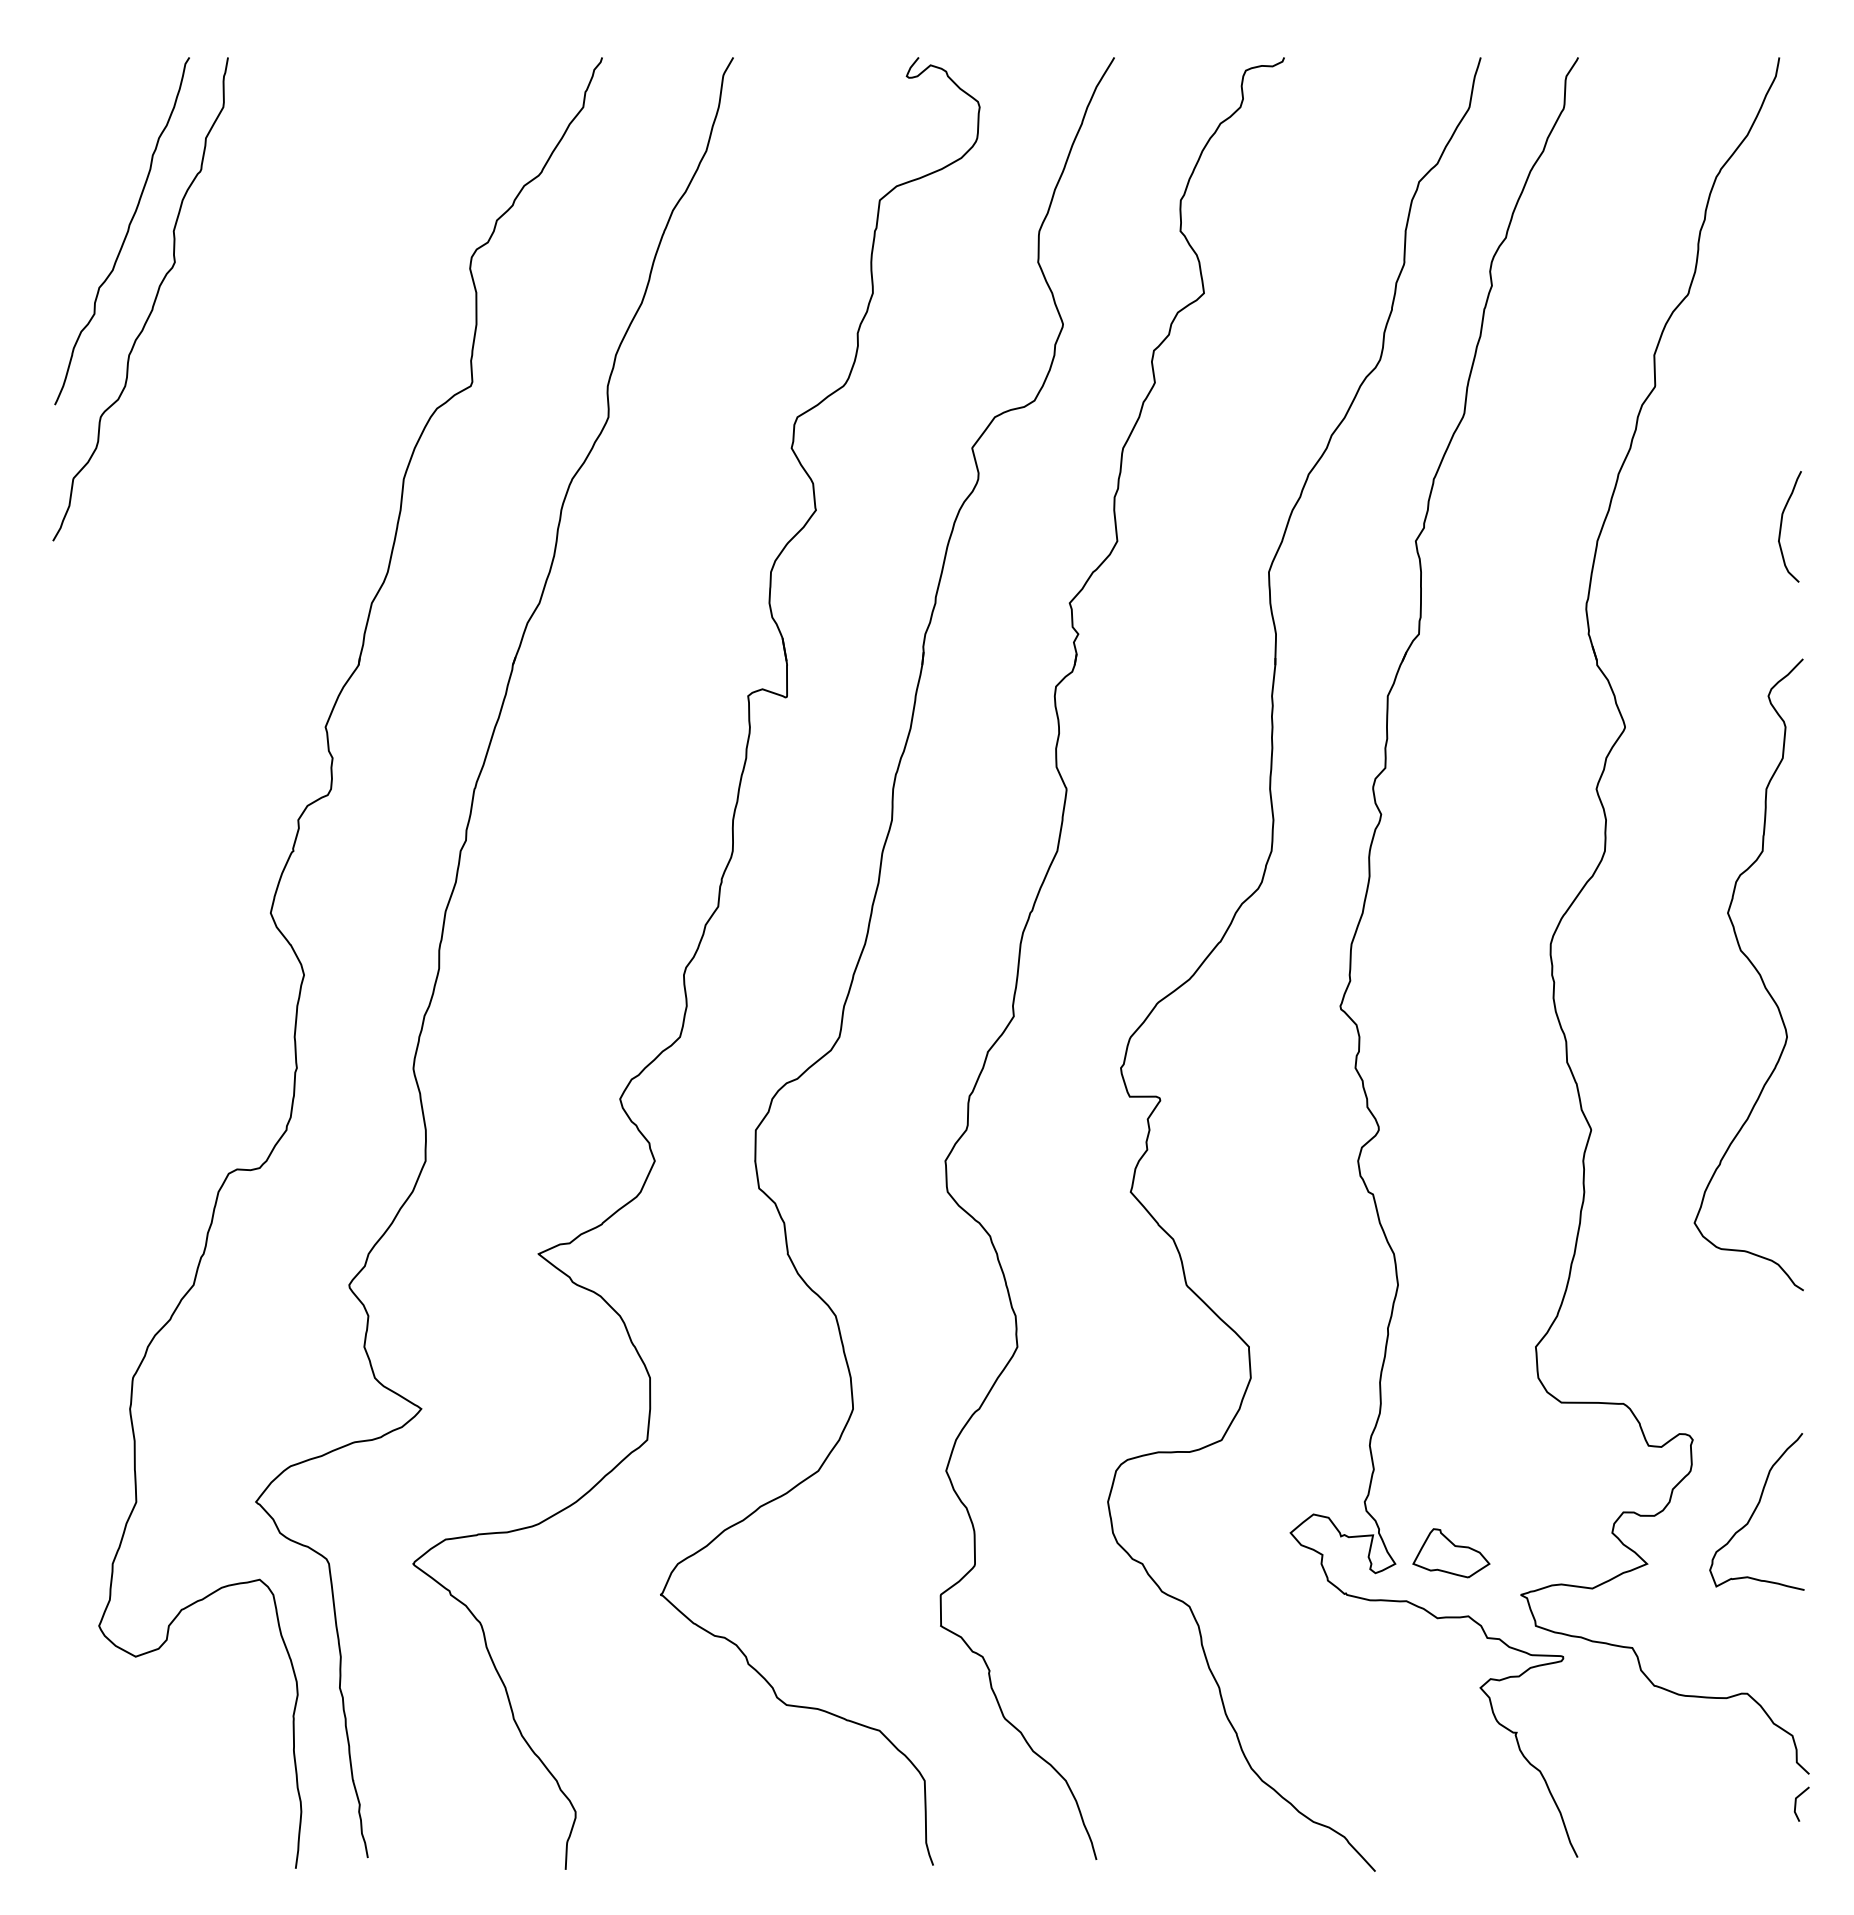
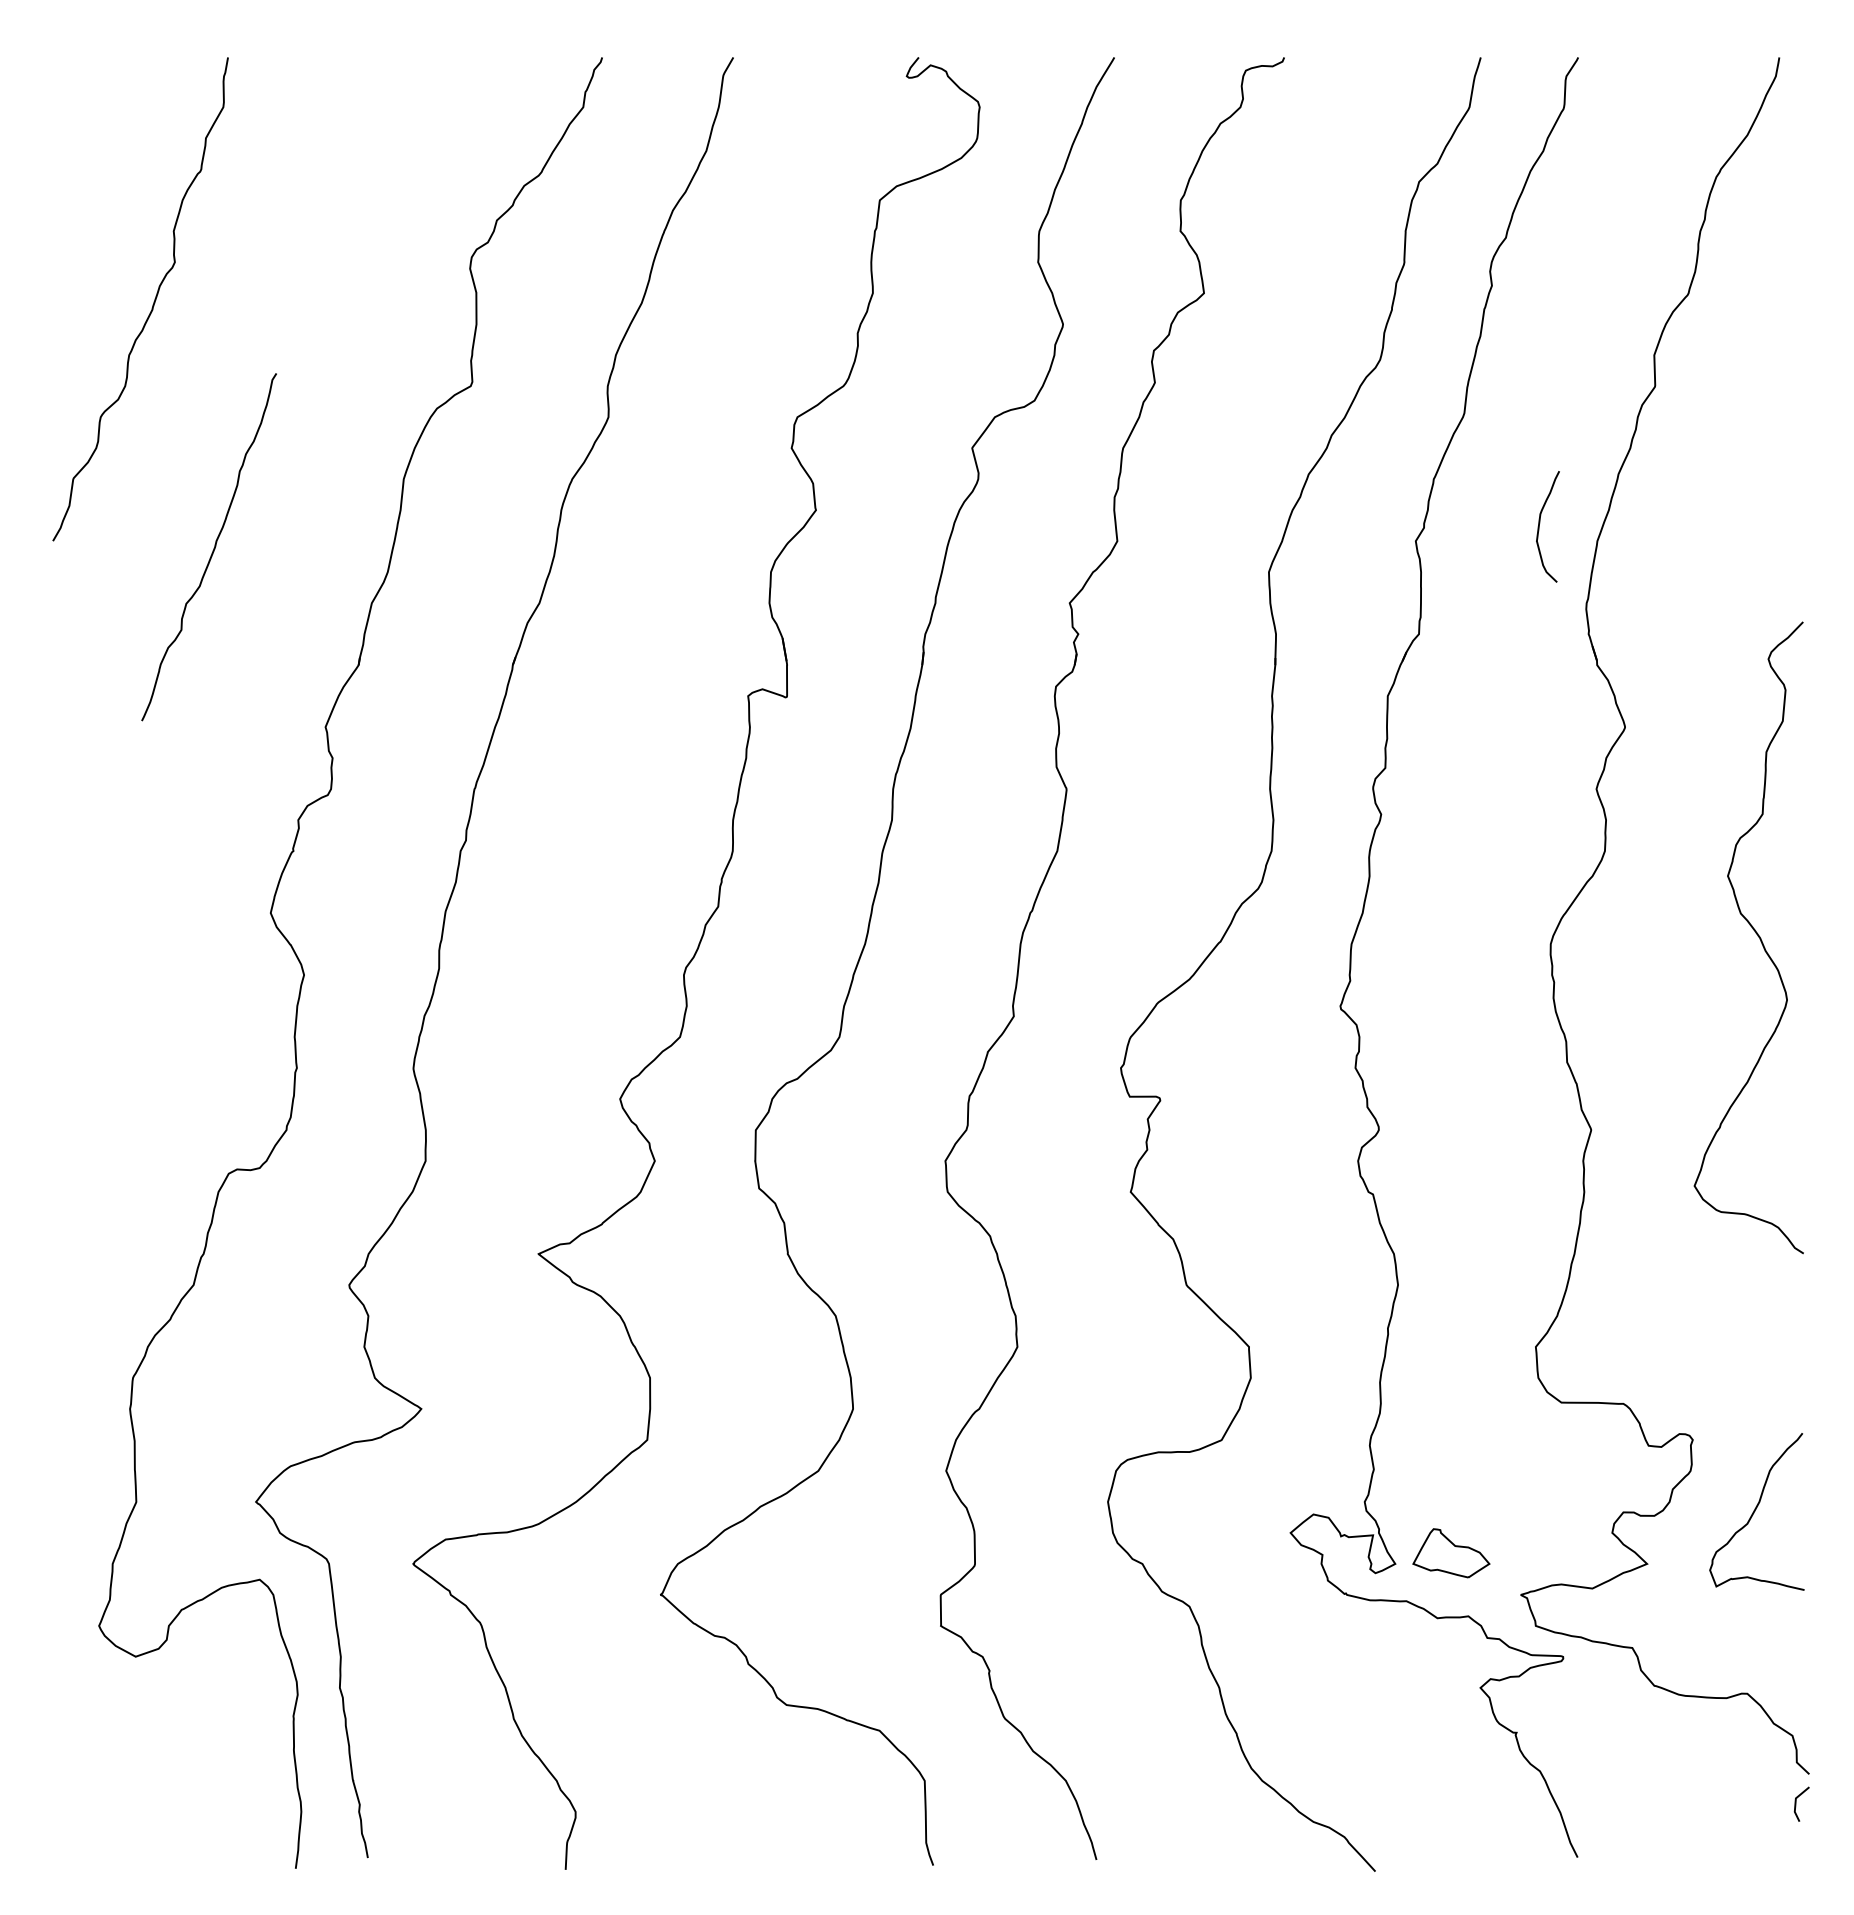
curve position: (125, 234) -> (212, 550) (212, 550)
curve position: (1782, 523) -> (1540, 523) (1540, 523)
curve position: (1755, 970) -> (1755, 933) (1755, 933)
